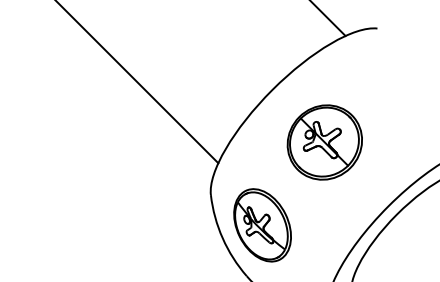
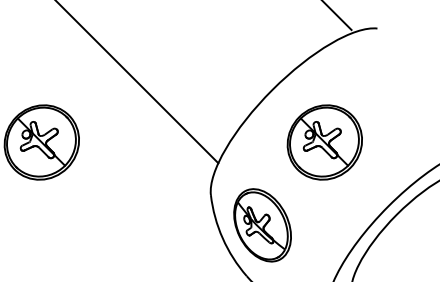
line position: (328, 19) -> (337, 16) (337, 16)
part: none -> present (41, 142)
